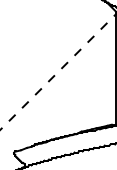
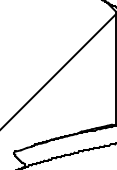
line: dashed -> solid (58, 71)
